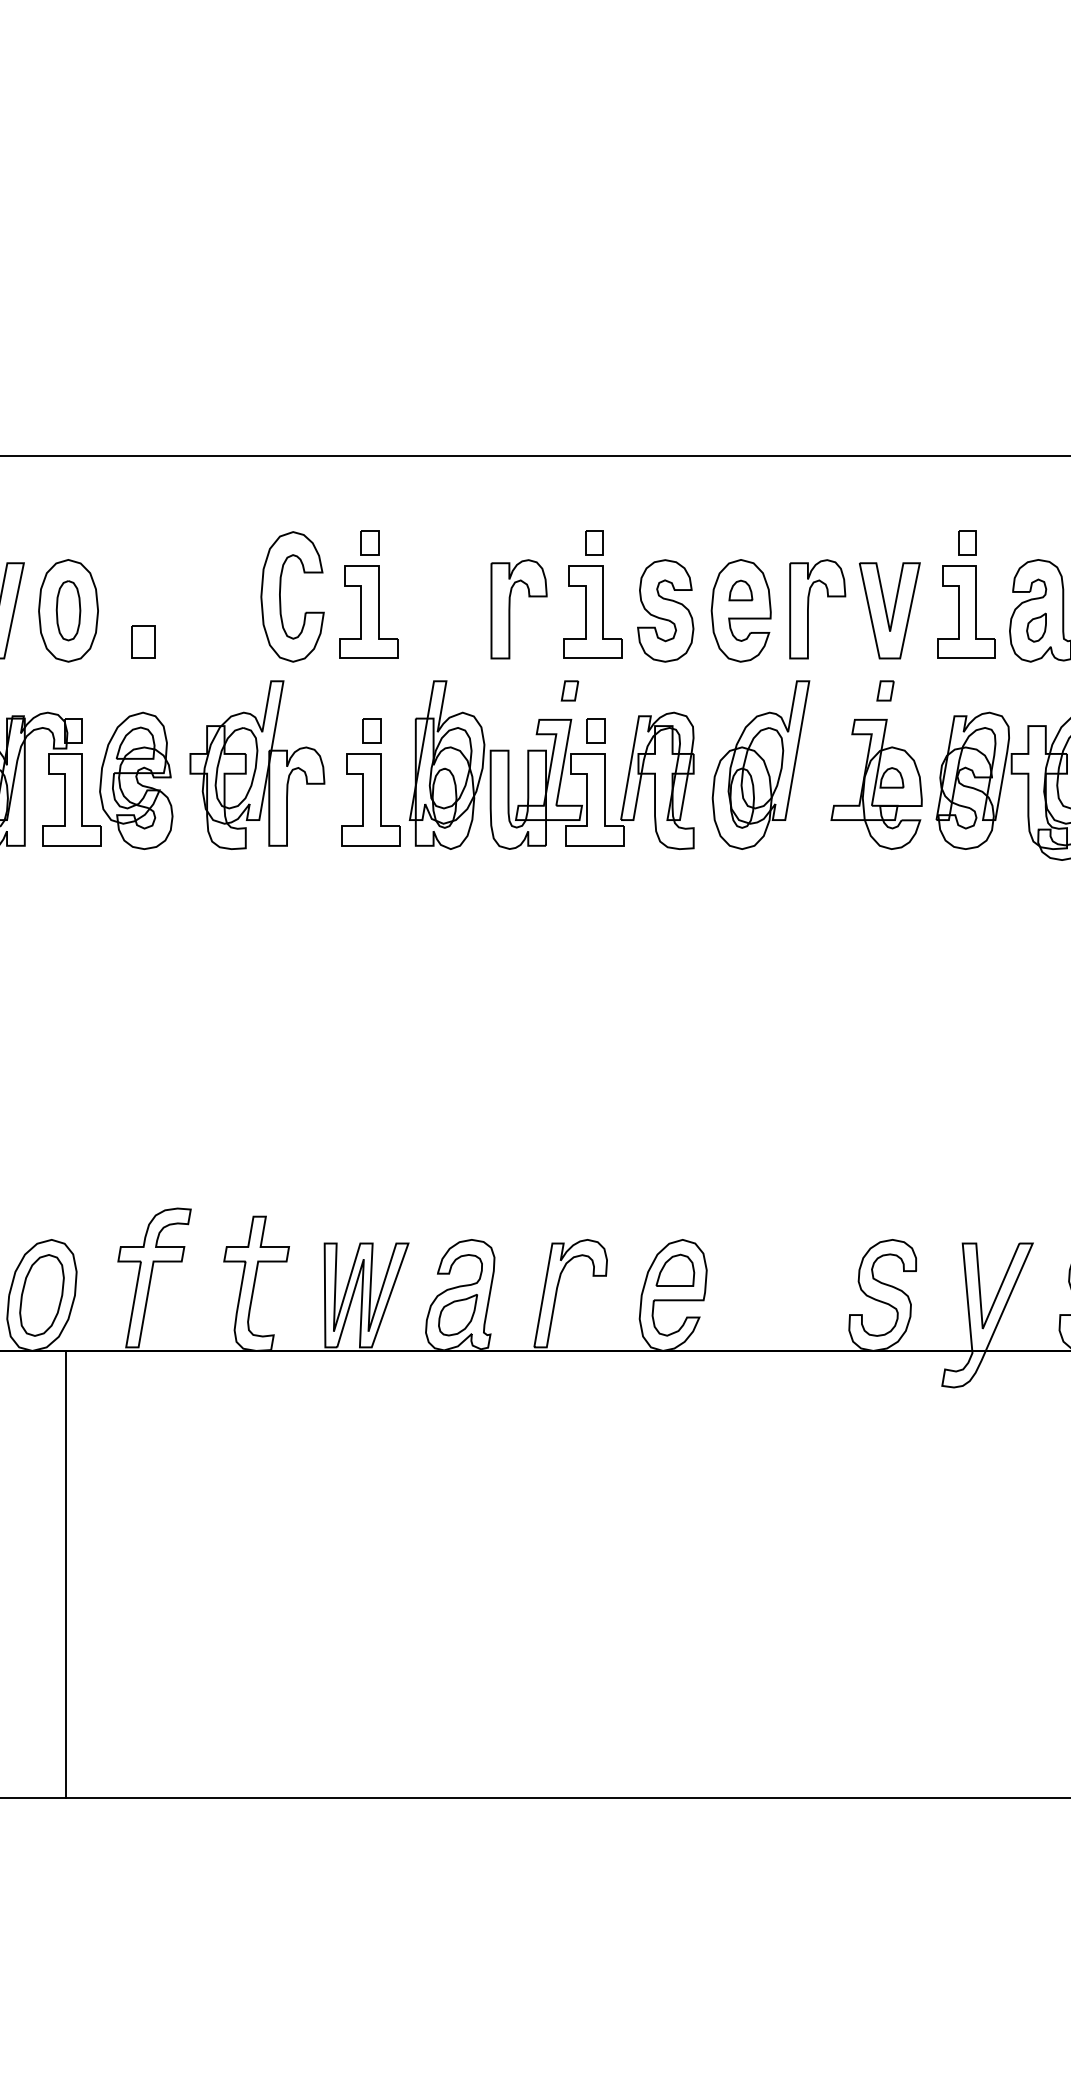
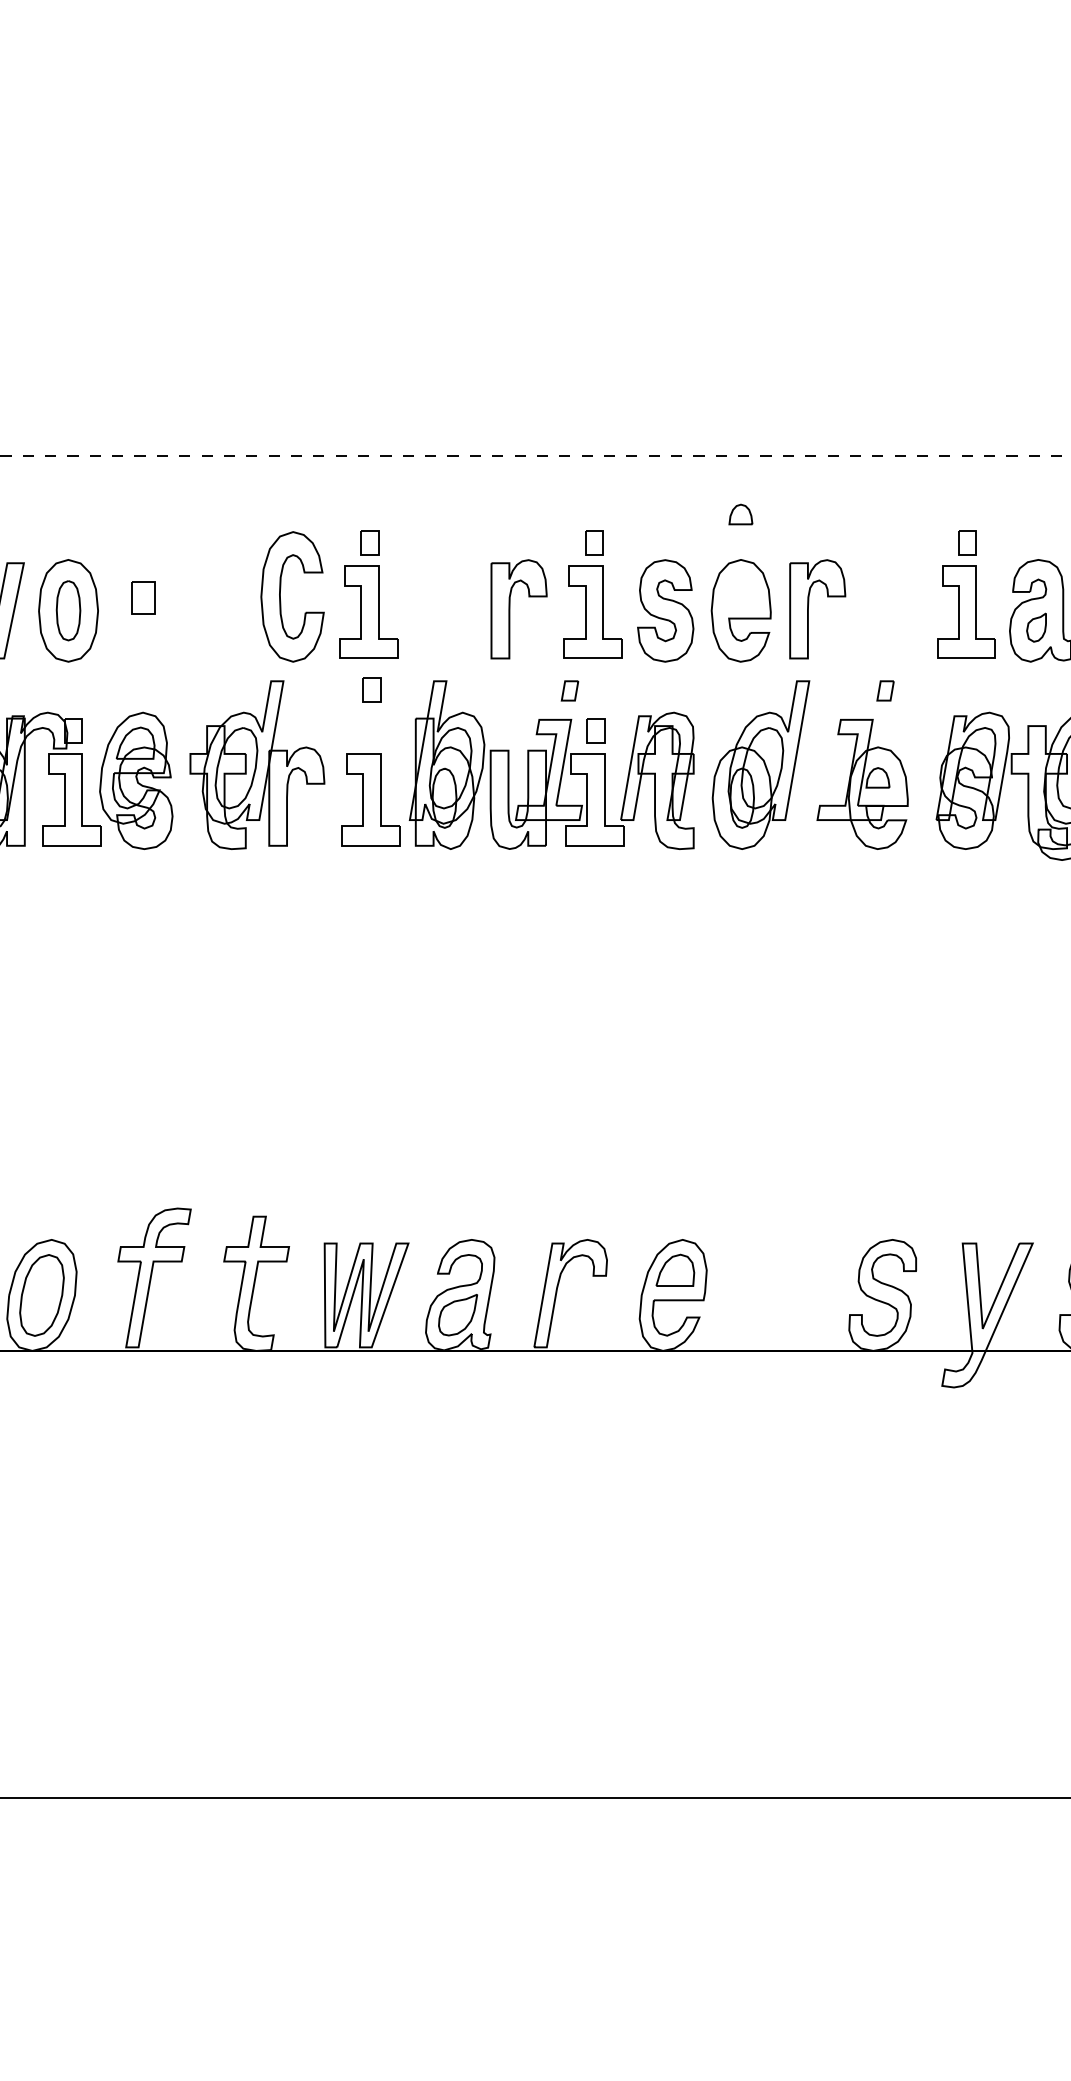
line: solid -> dashed (535, 456)
part position: (740, 590) -> (740, 514) (740, 514)
part: present -> none (889, 610)
part position: (143, 641) -> (143, 597) (143, 597)
part position: (371, 730) -> (371, 689) (371, 689)
part position: (876, 784) -> (862, 784) (862, 784)
line: present -> none (66, 1573)
